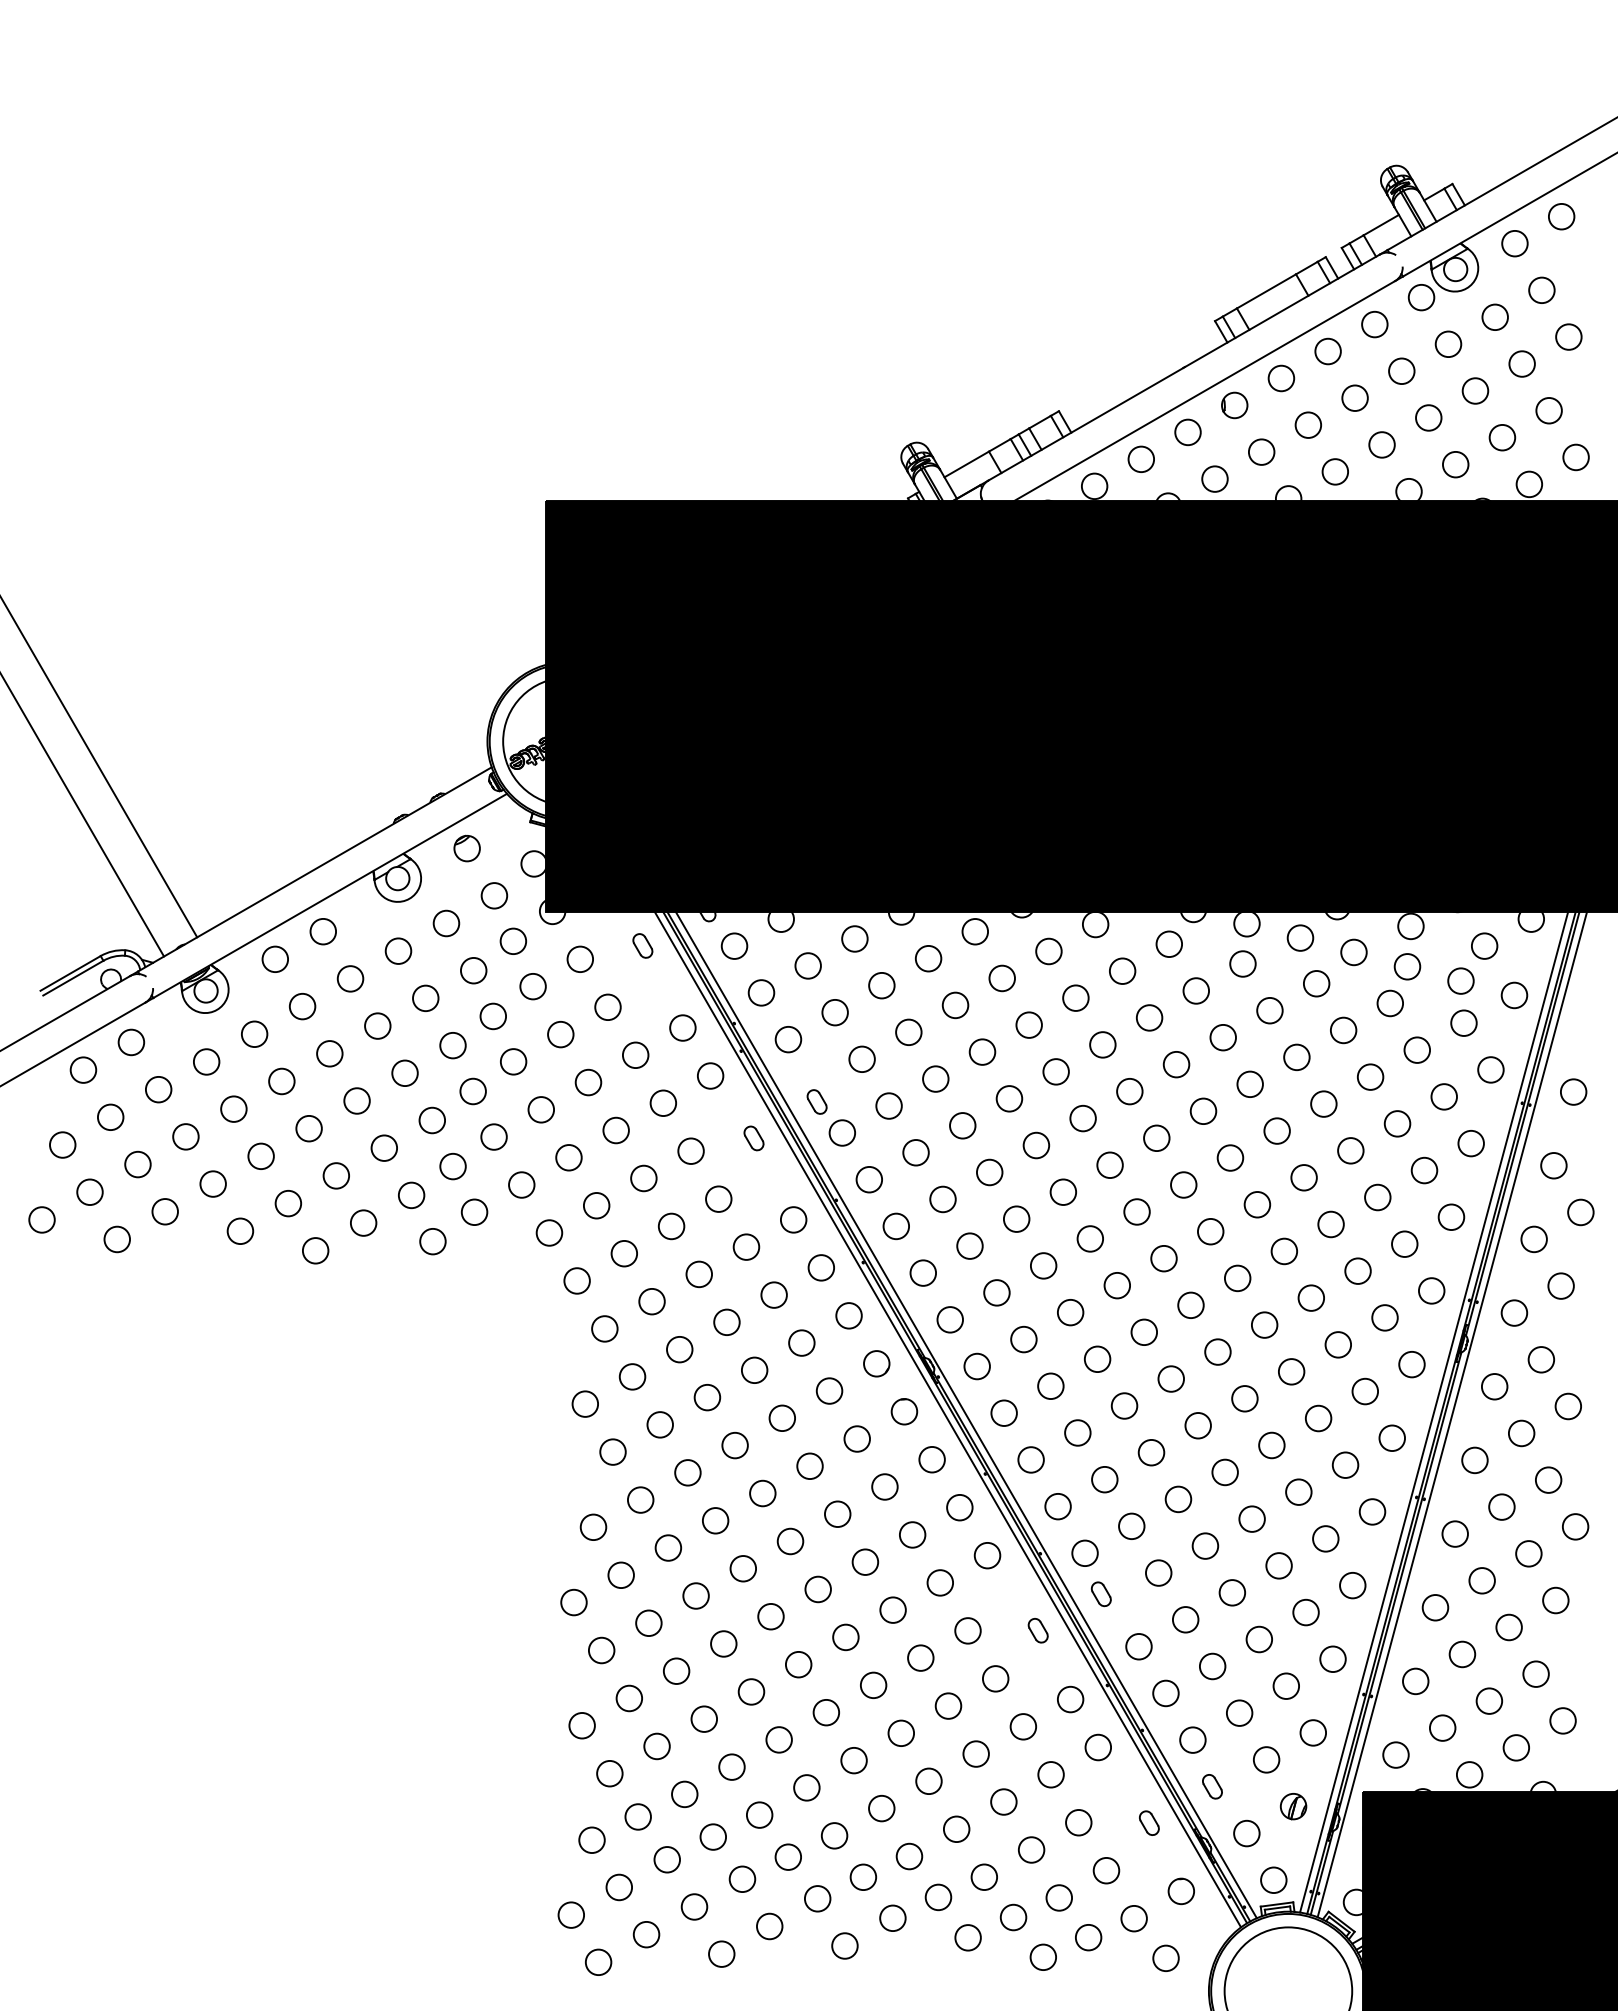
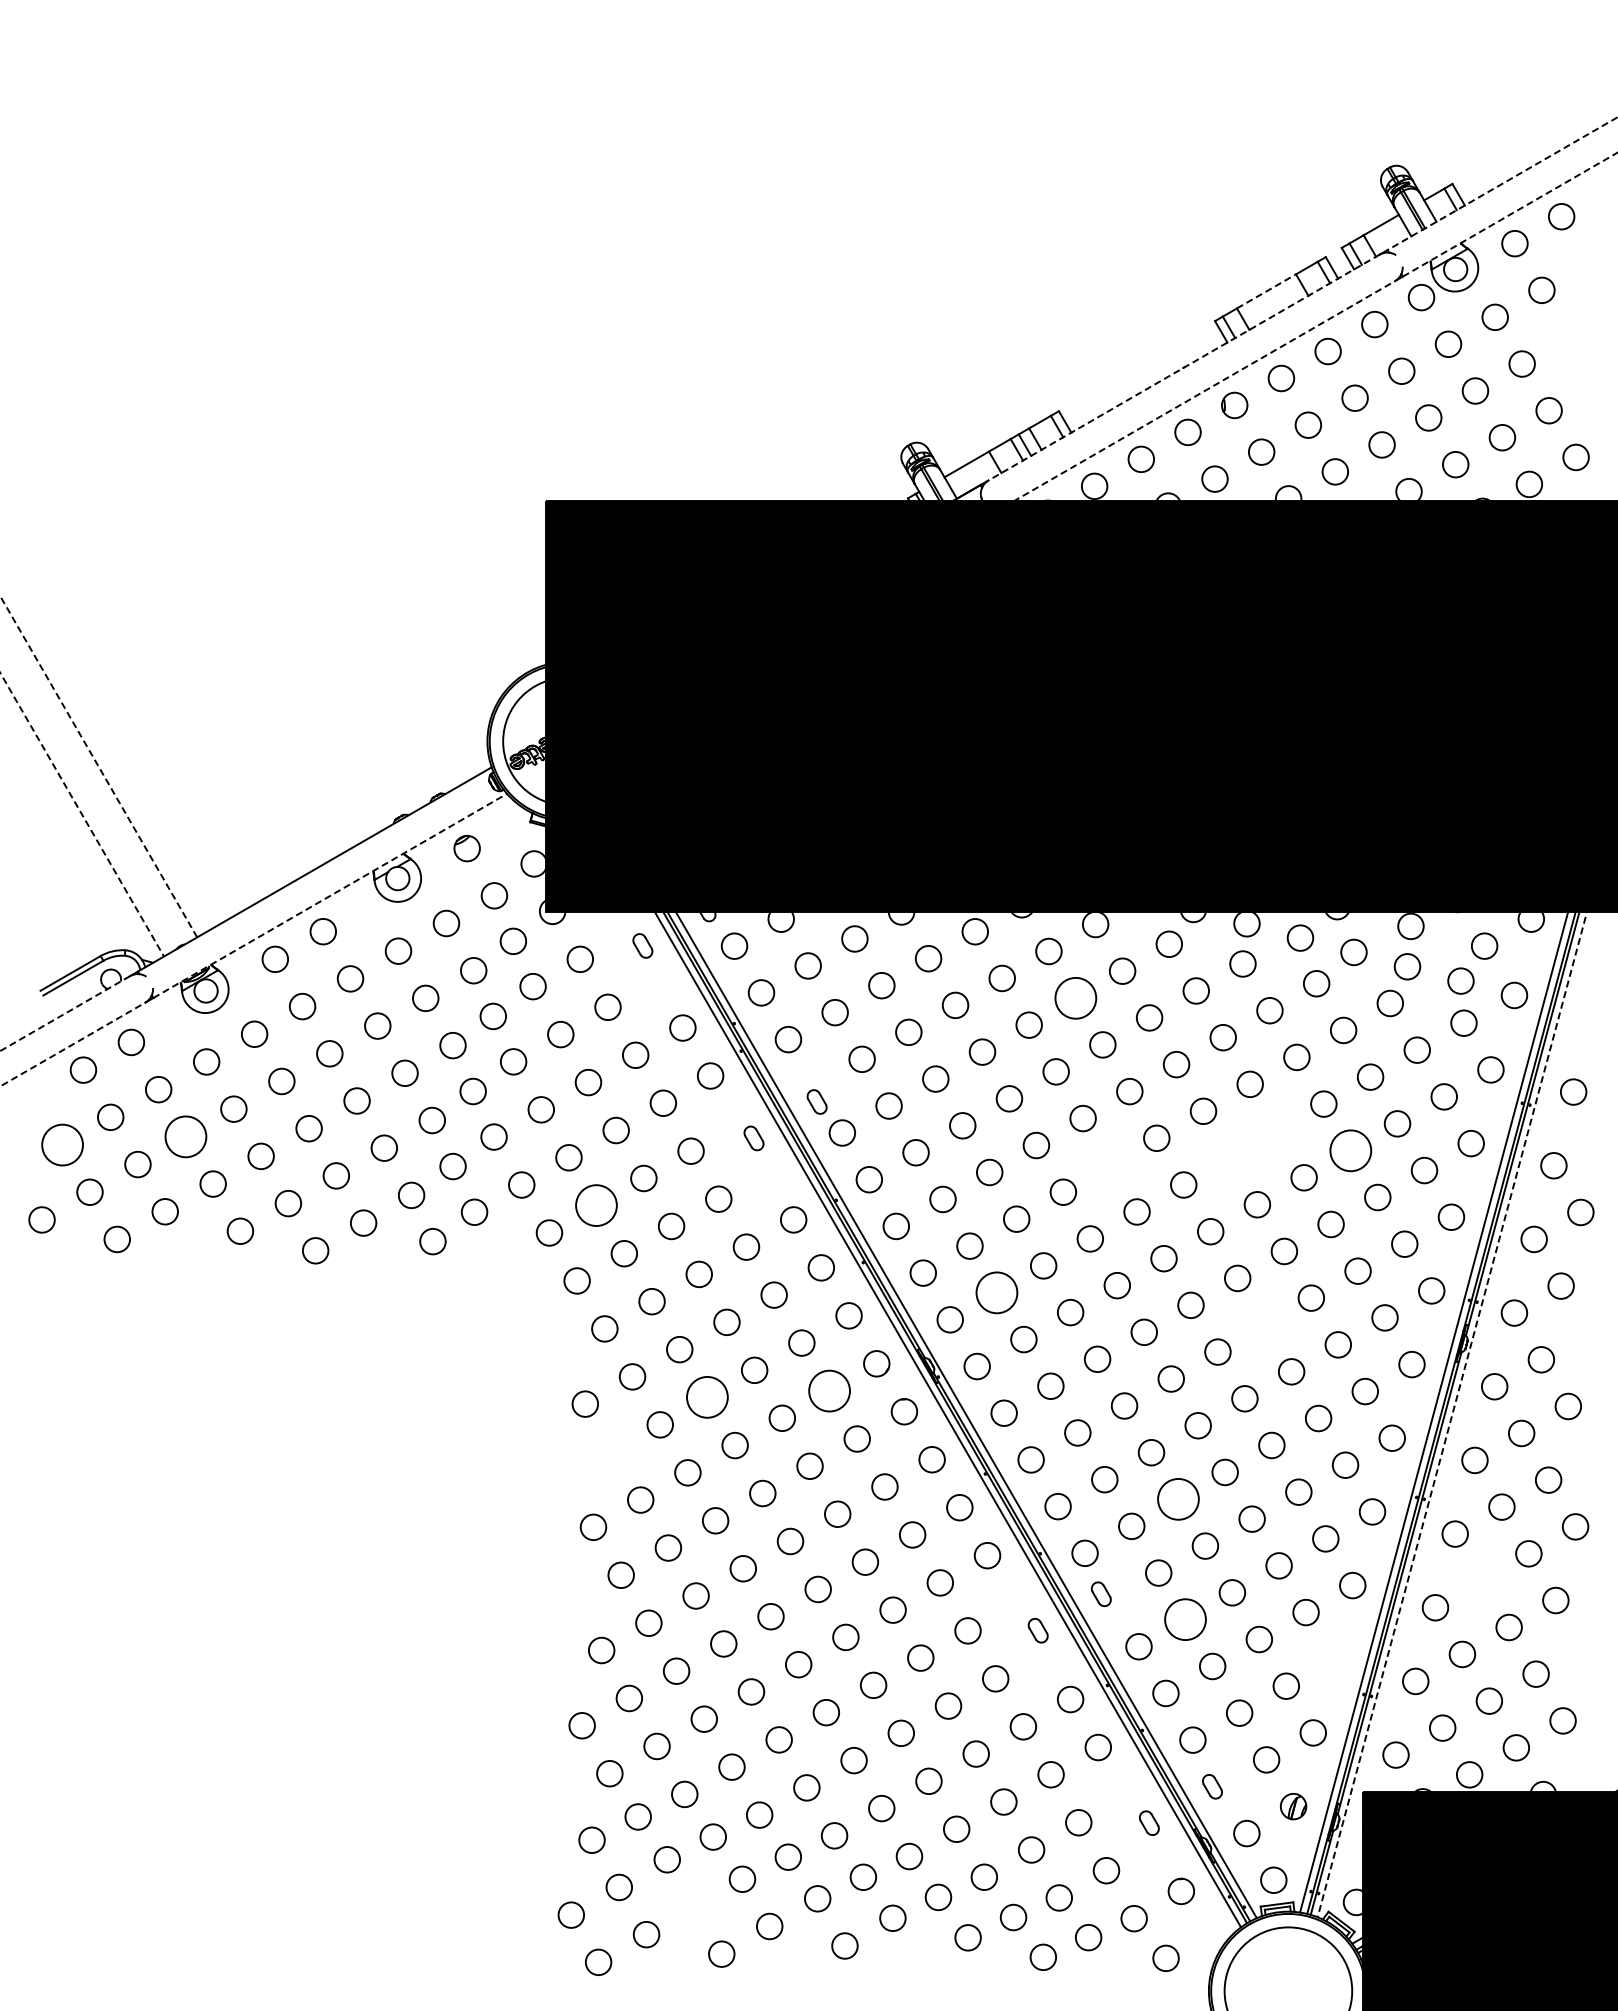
line: solid -> dashed (1502, 183)
line: solid -> dashed (1510, 214)
line: solid -> dashed (1266, 291)
circle: present -> none (1568, 336)
line: solid -> dashed (1184, 367)
line: solid -> dashed (1199, 394)
line: solid -> dashed (98, 766)
line: solid -> dashed (82, 814)
line: solid -> dashed (330, 895)
circle size: 28x28 px -> 44x43 px (1075, 998)
line: solid -> dashed (65, 1013)
line: solid -> dashed (72, 1044)
circle: present -> none (1276, 1130)
circle diameter: 26 px -> 41 px (185, 1136)
circle size: 28x28 px -> 43x44 px (62, 1144)
circle diameter: 26 px -> 41 px (1350, 1150)
circle: present -> none (1230, 1157)
circle: present -> none (1109, 1164)
circle size: 28x28 px -> 43x43 px (596, 1205)
circle diameter: 26 px -> 41 px (996, 1292)
circle: present -> none (1264, 1324)
line: solid -> dashed (1467, 1357)
circle size: 29x28 px -> 43x44 px (829, 1390)
circle size: 29x28 px -> 43x43 px (707, 1397)
circle: present -> none (612, 1451)
circle size: 29x29 px -> 43x43 px (1178, 1499)
circle: present -> none (1481, 1580)
circle: present -> none (573, 1602)
circle size: 28x28 px -> 43x43 px (1185, 1619)
circle: present -> none (1332, 1658)
circle: present -> none (694, 1906)
